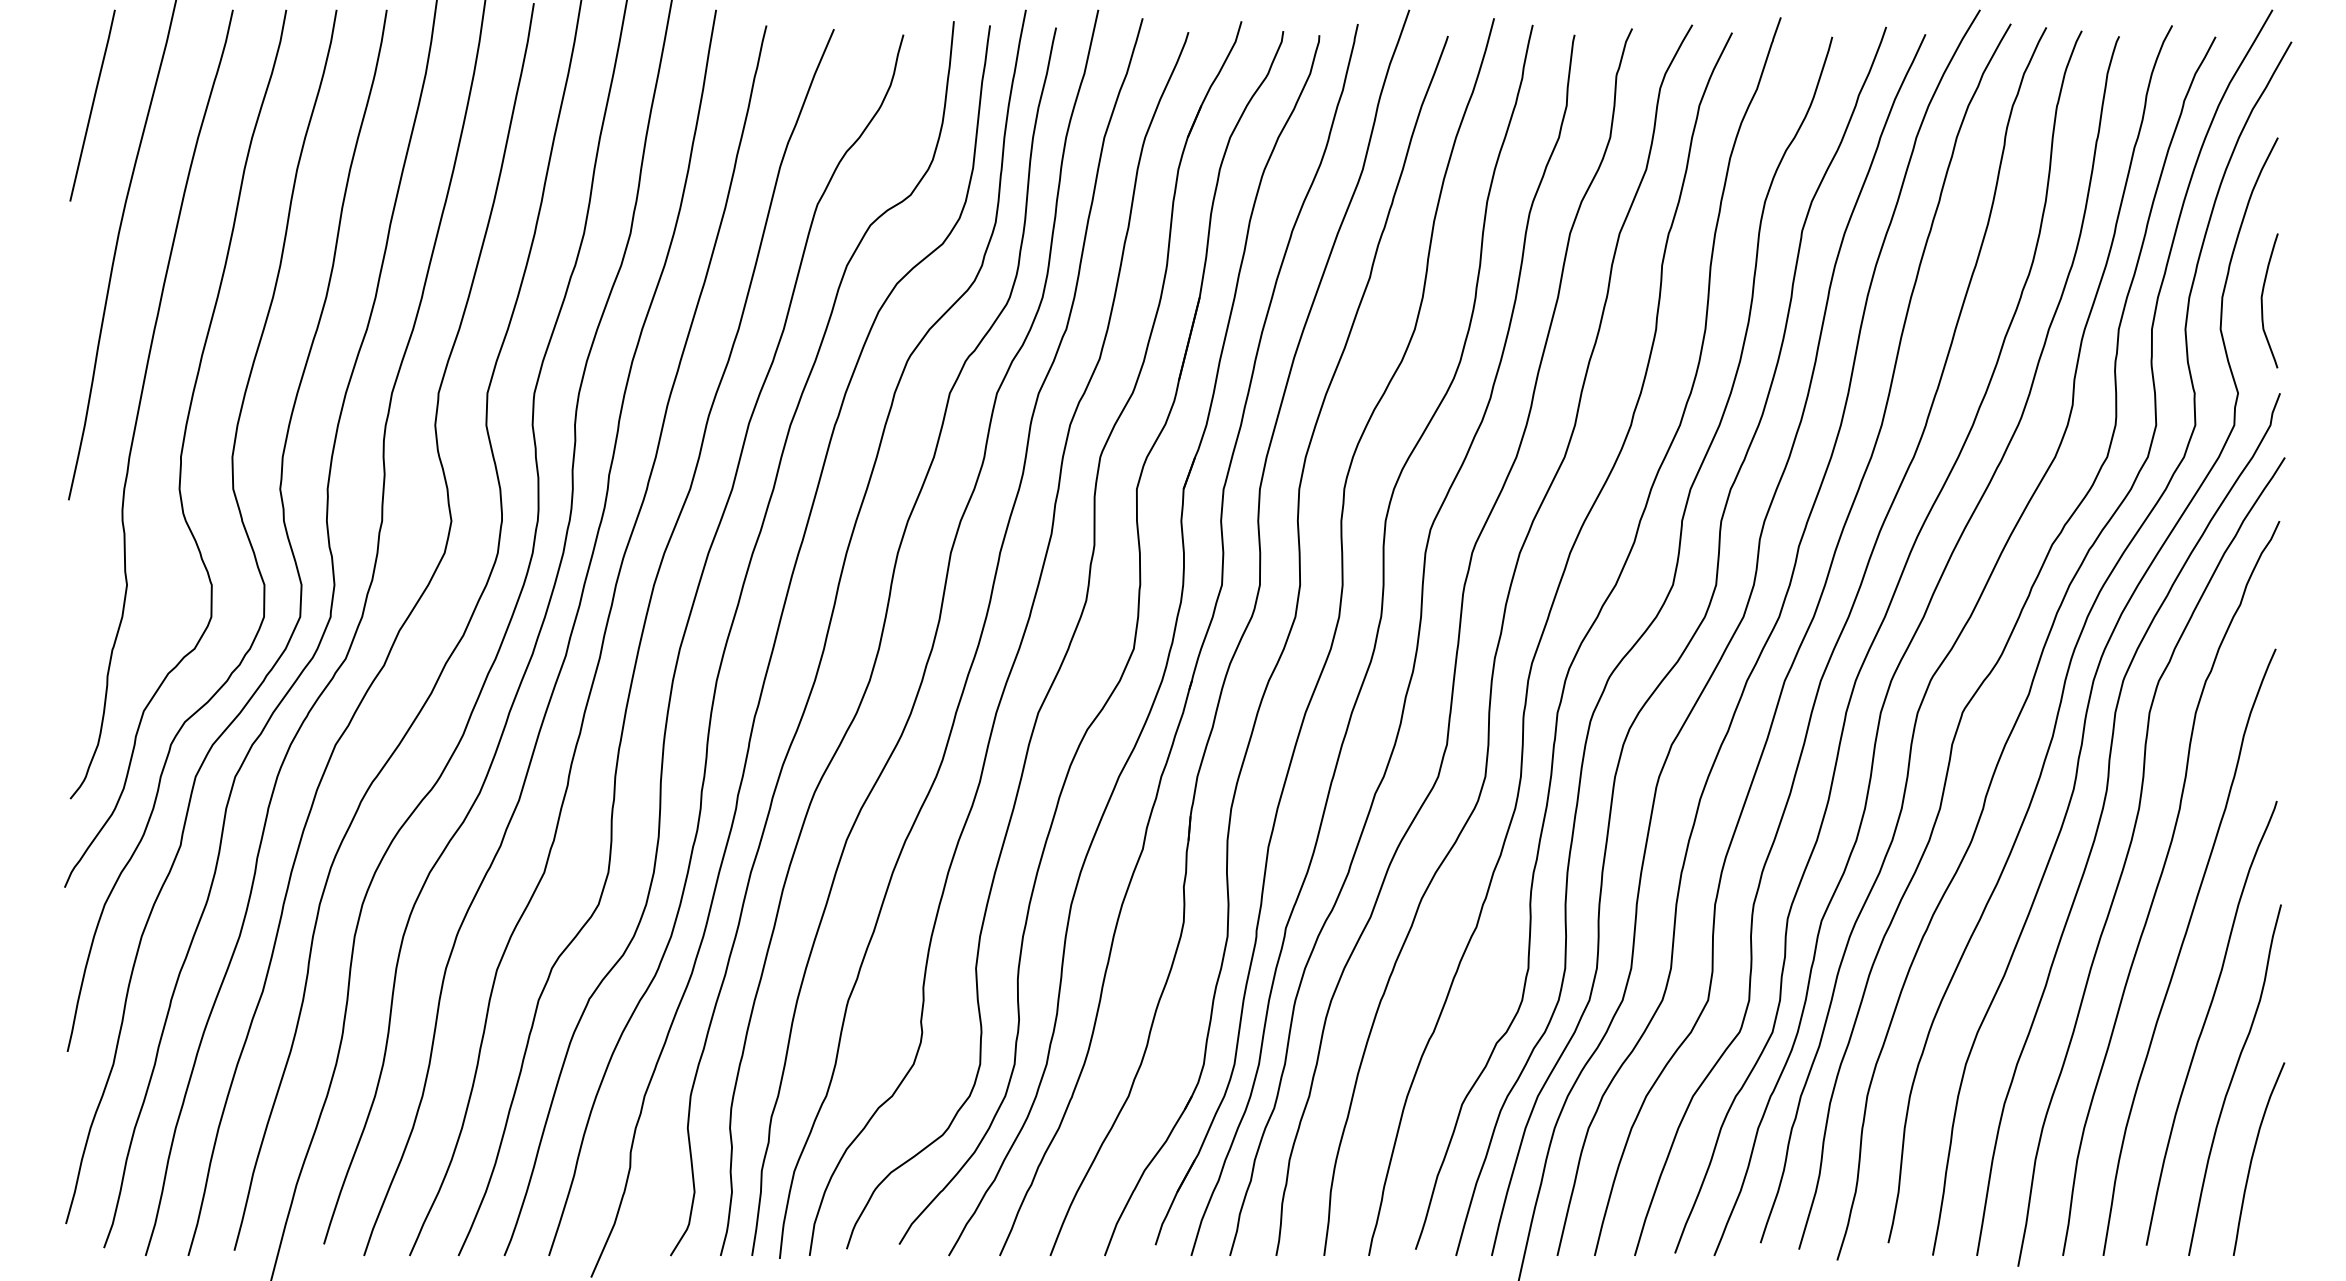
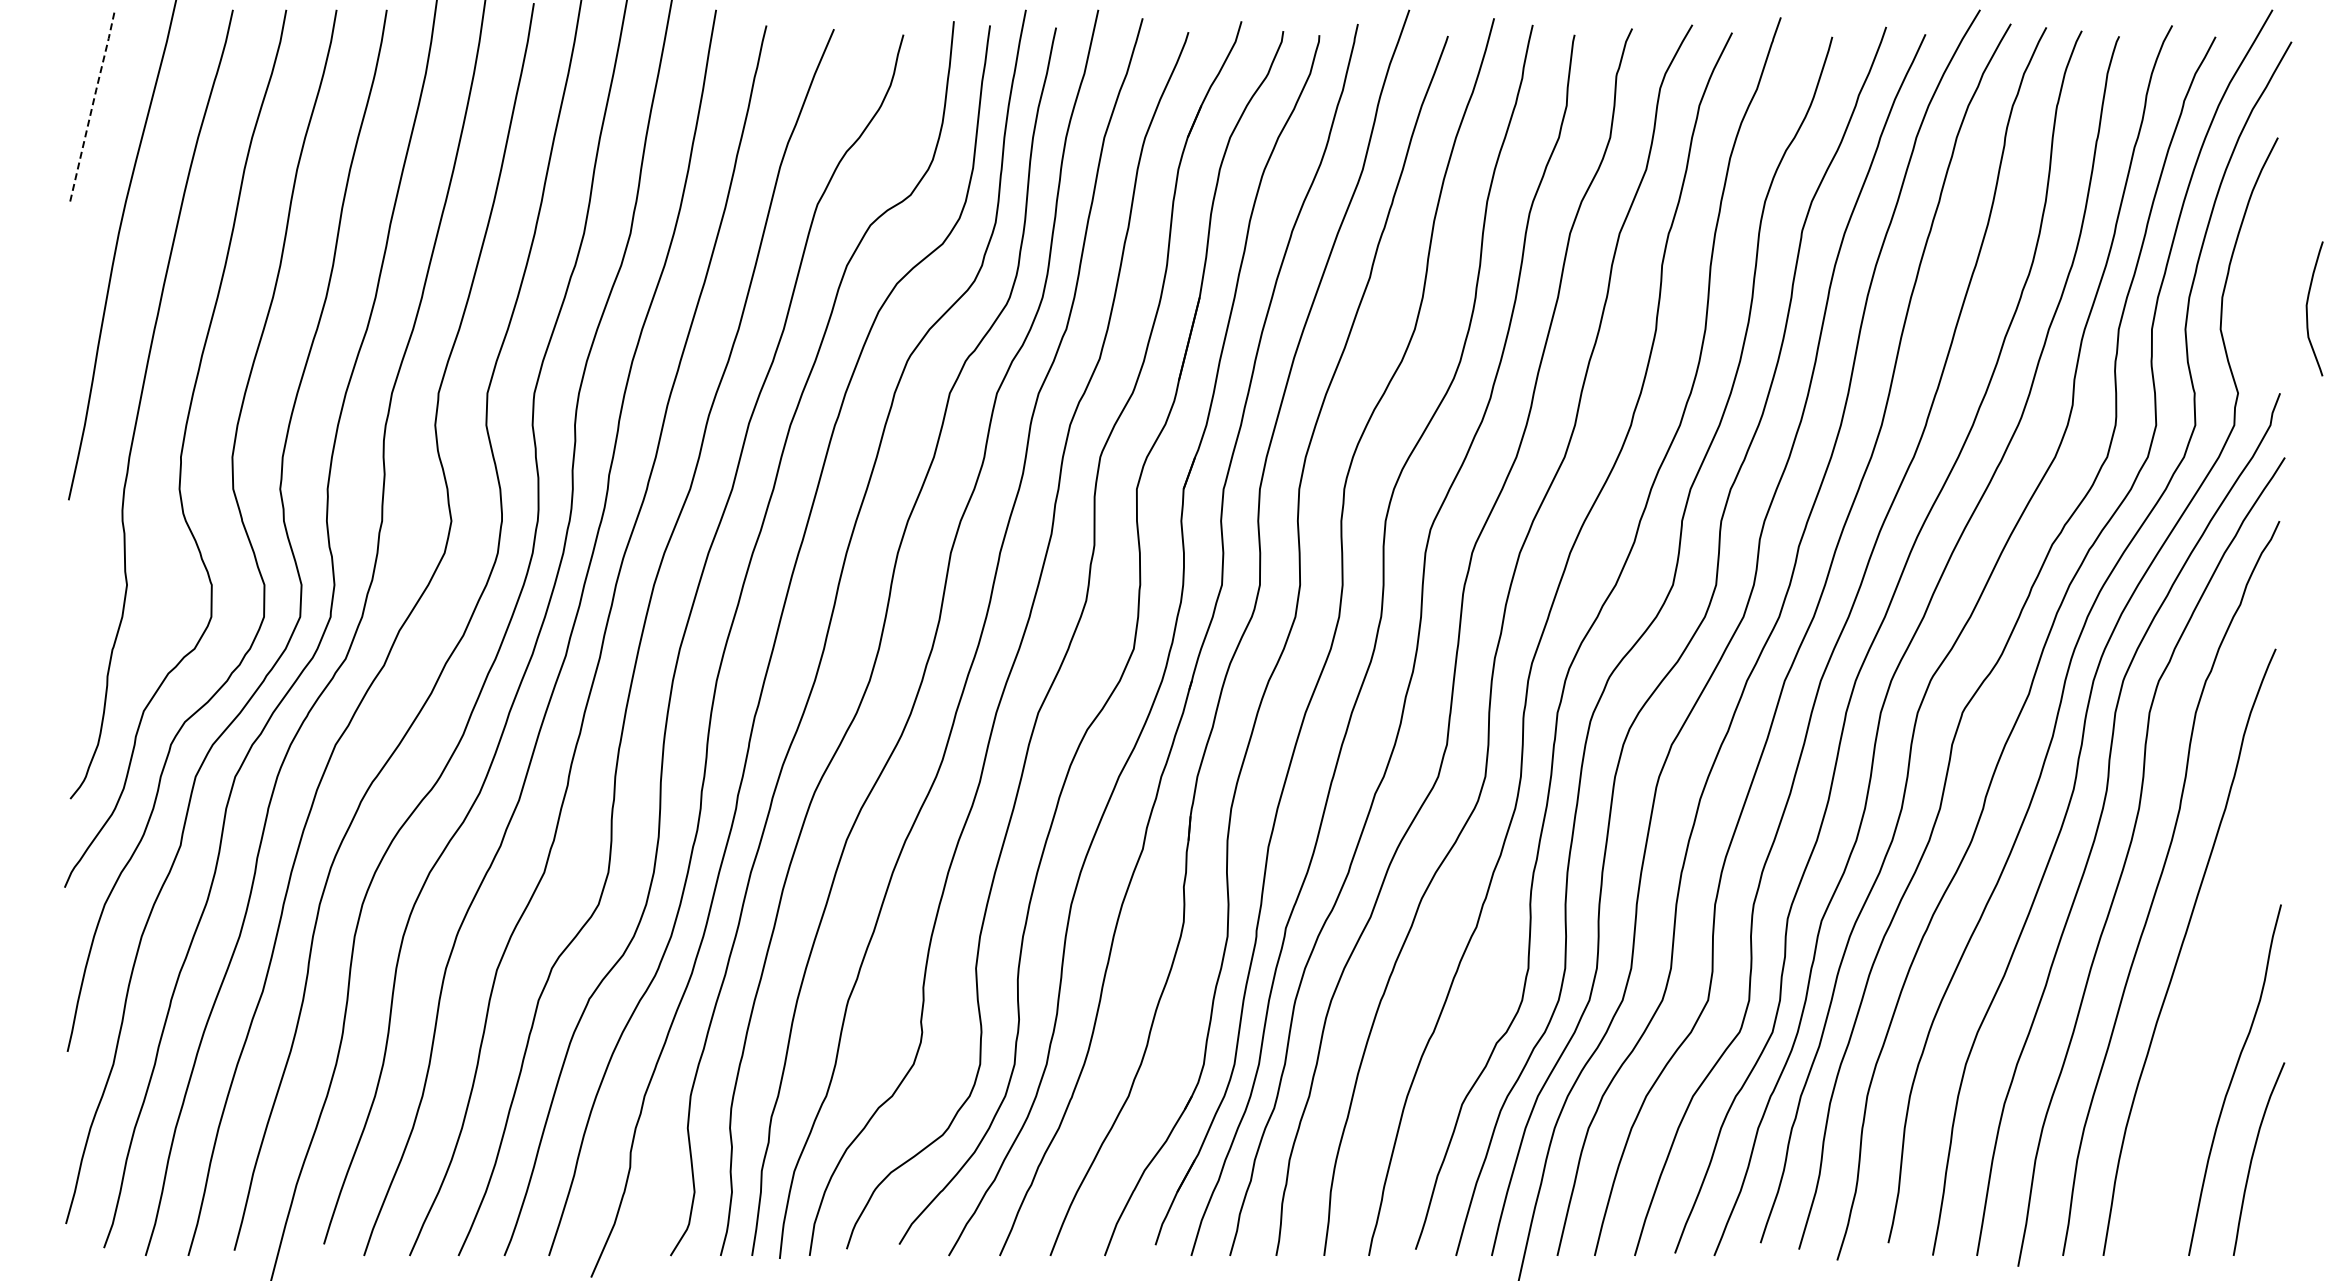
line: solid -> dashed (92, 104)
curve position: (2262, 300) -> (2307, 308) (2307, 308)
curve: present -> none (2206, 1020)
